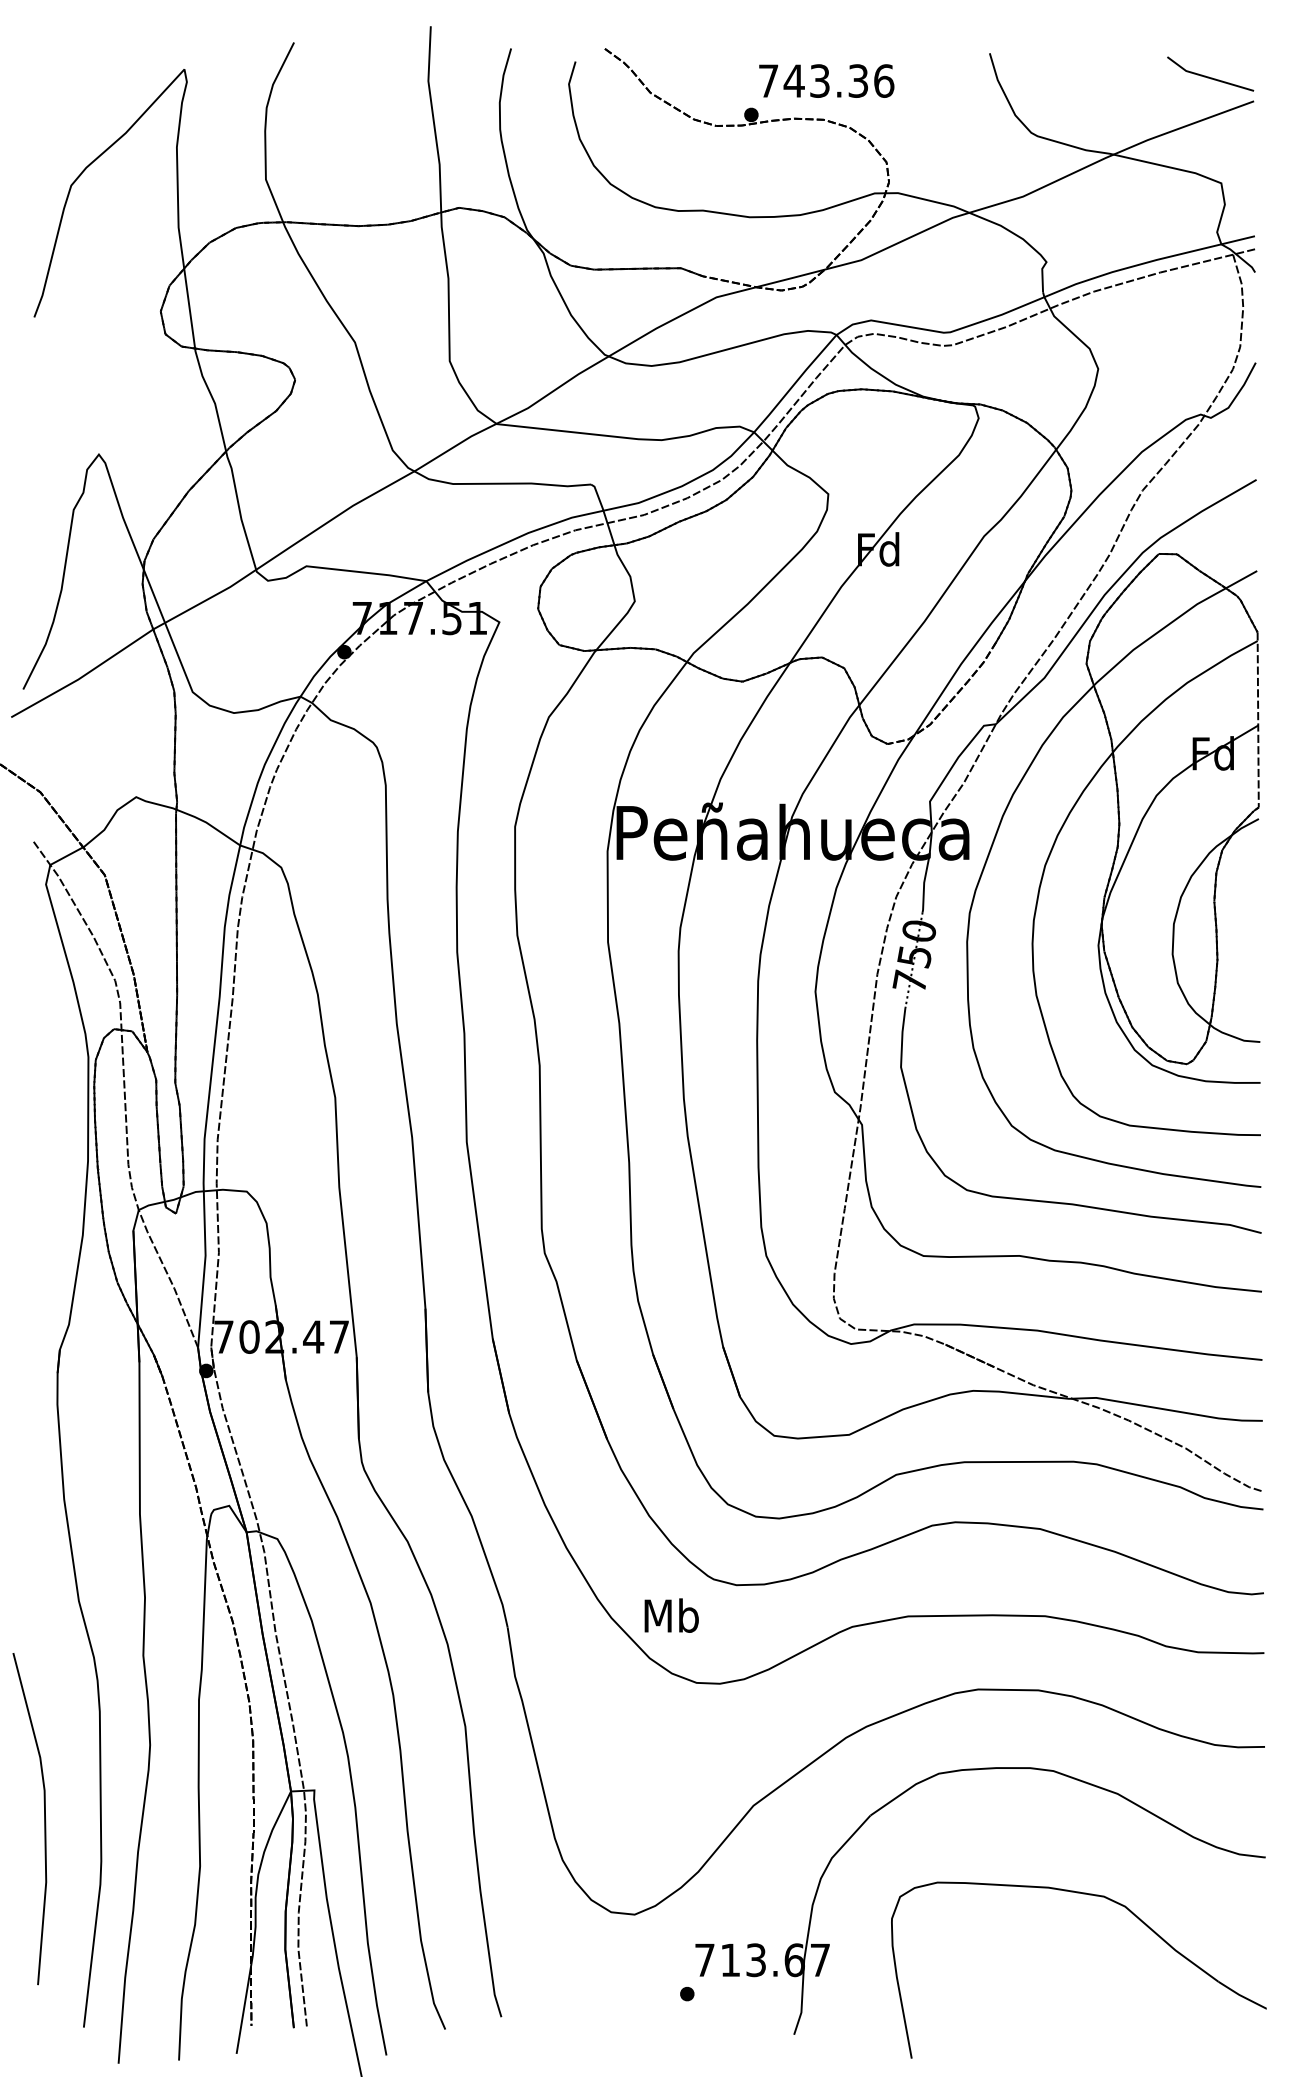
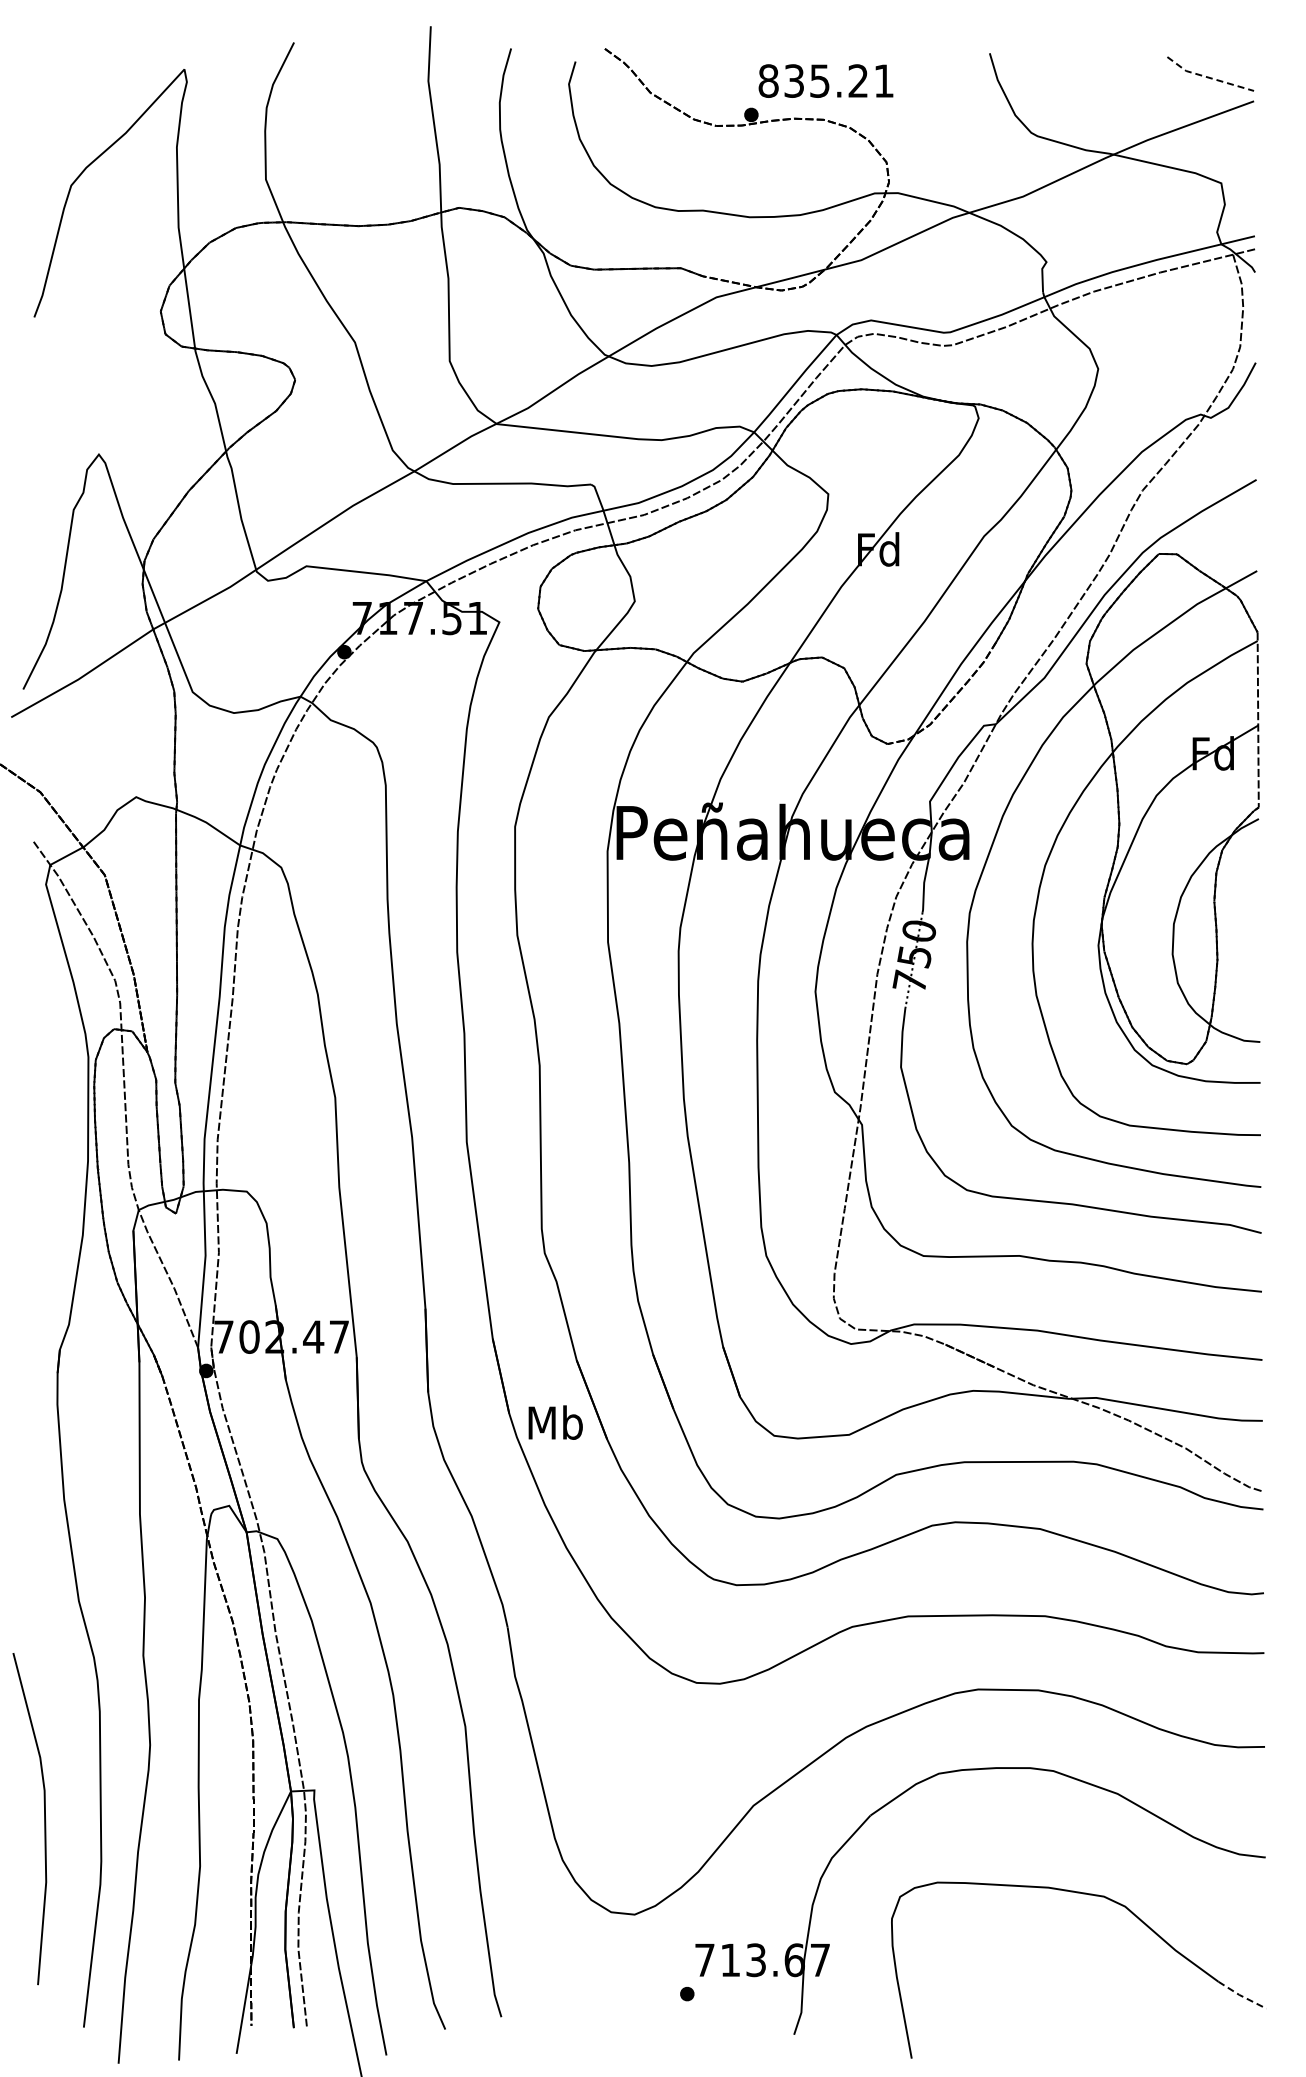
line: solid -> dashed (1208, 77)
text: 743.36 -> 835.21 (826, 80)
text position: (671, 1615) -> (555, 1422) (555, 1422)
line: solid -> dashed (1242, 1996)
